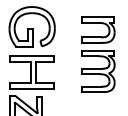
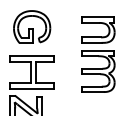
part size: 48x42 px -> 39x34 px (32, 26)
